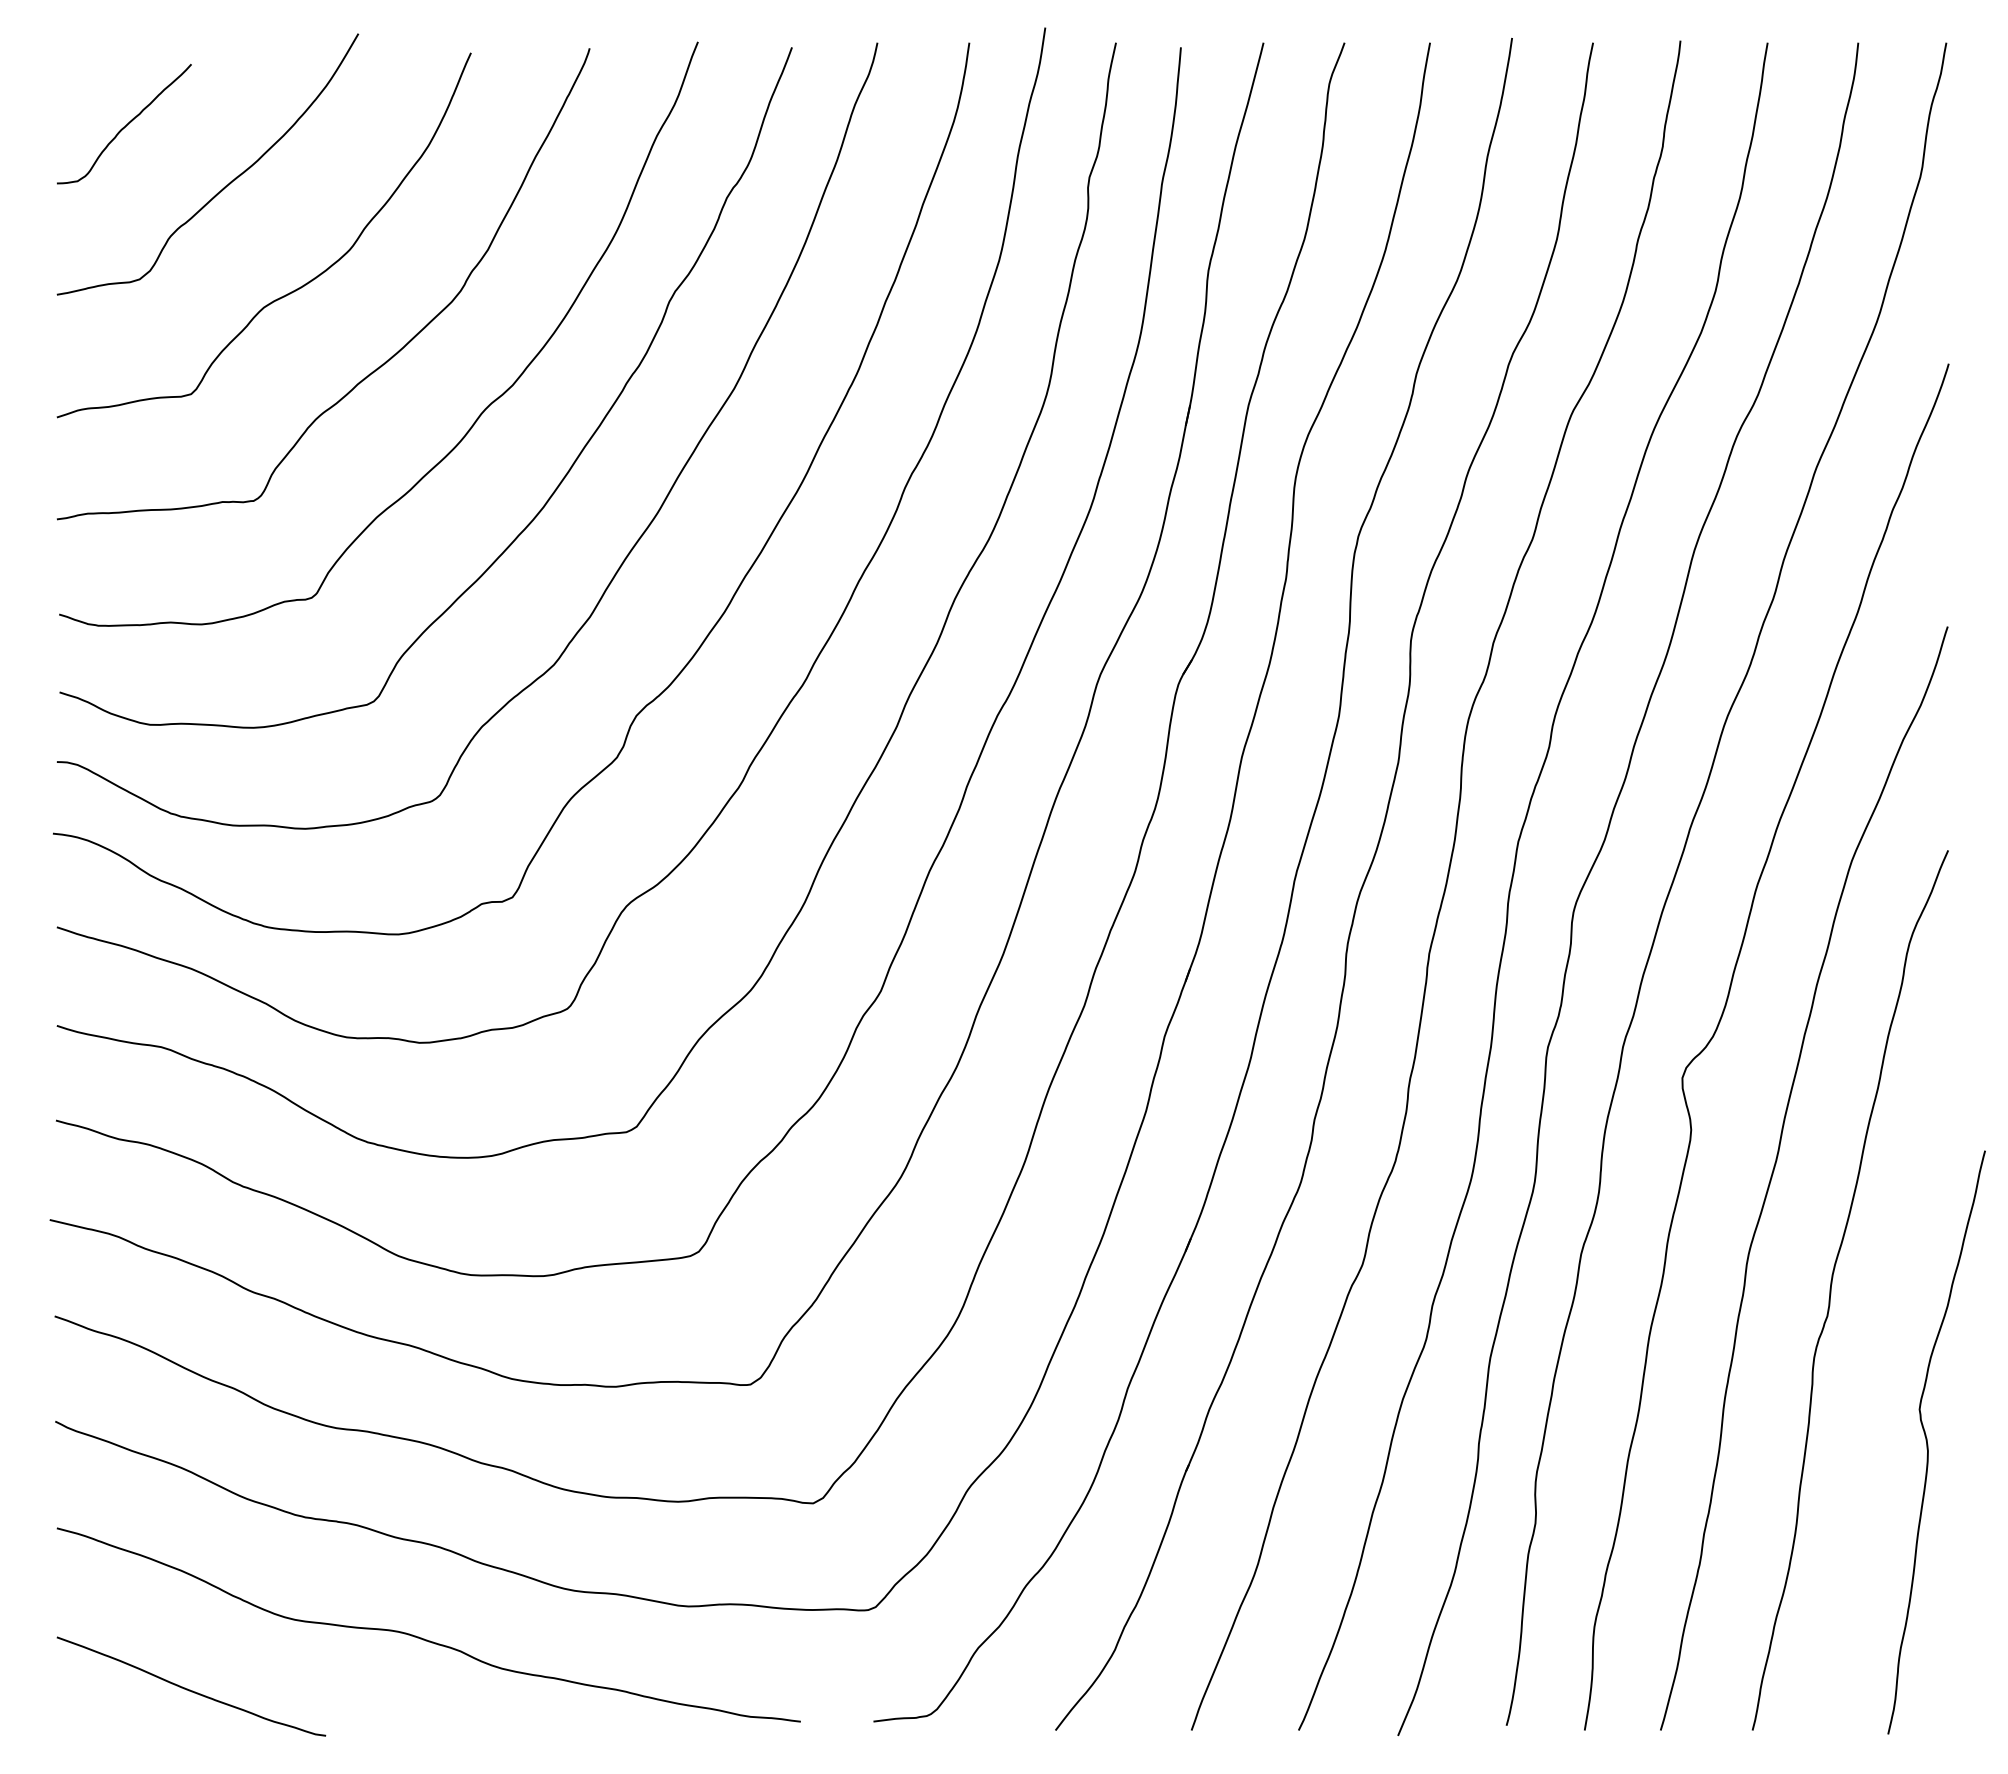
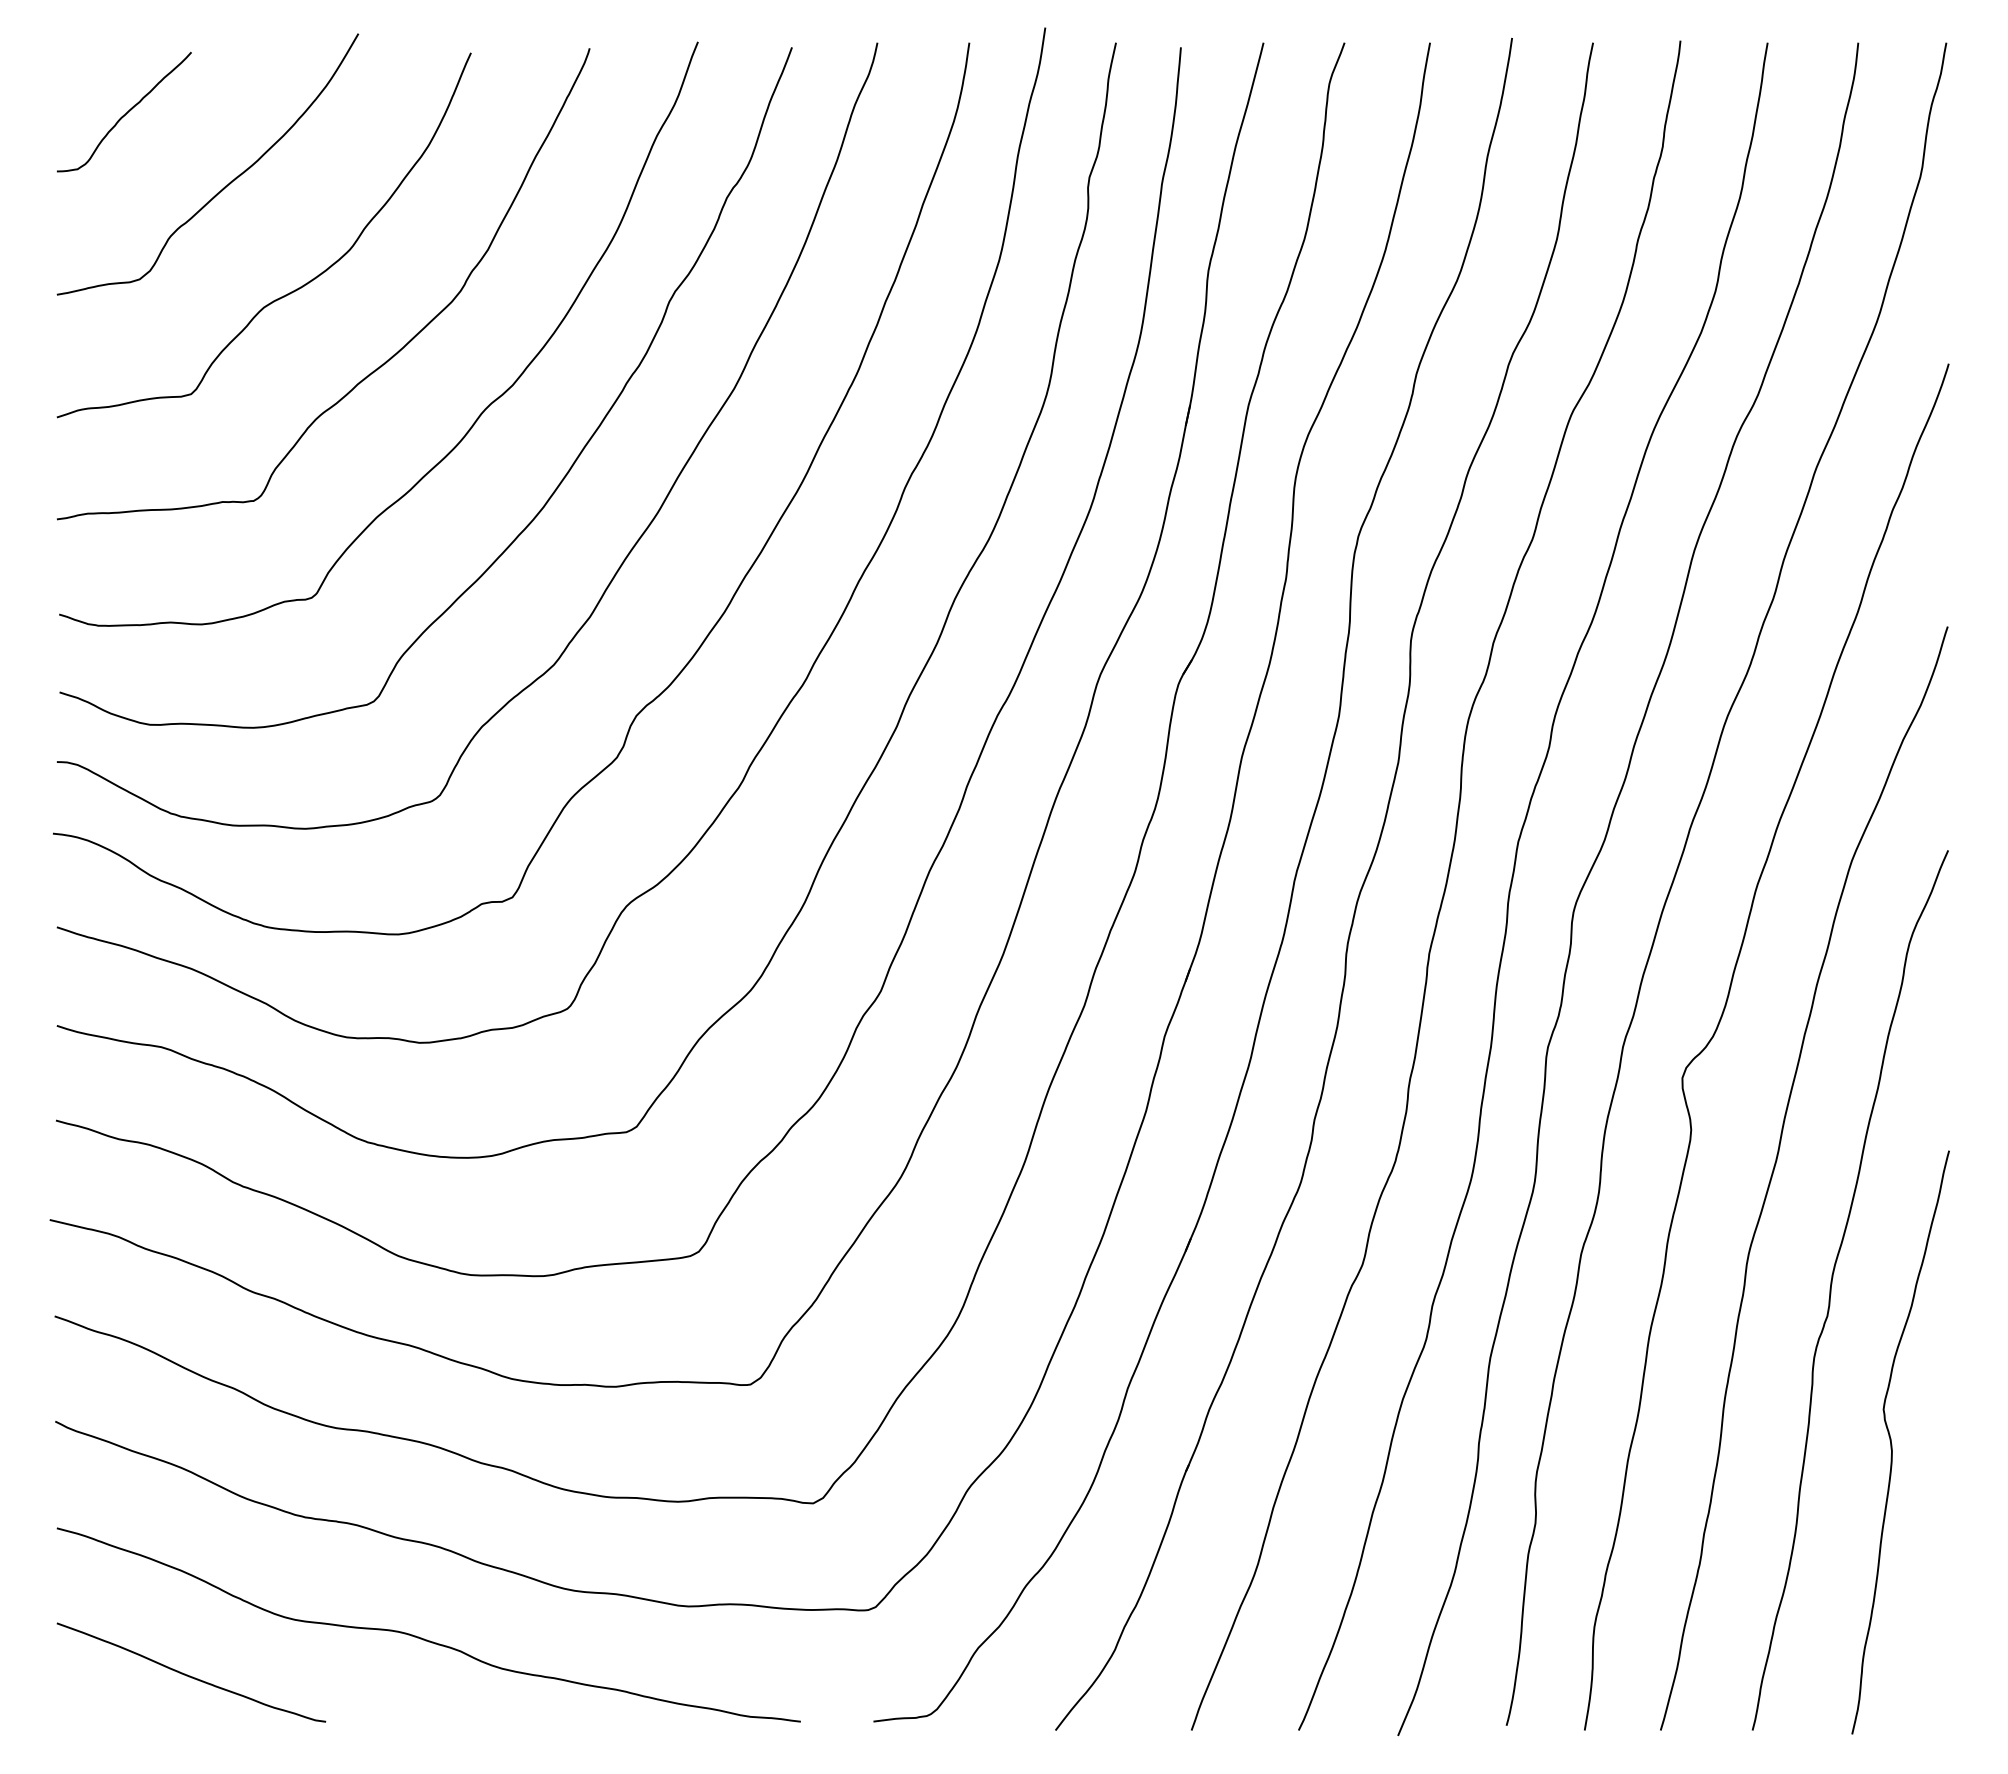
curve position: (125, 125) -> (125, 113) (125, 113)
curve position: (1928, 1444) -> (1892, 1444) (1892, 1444)
curve position: (190, 1689) -> (190, 1675) (190, 1675)
